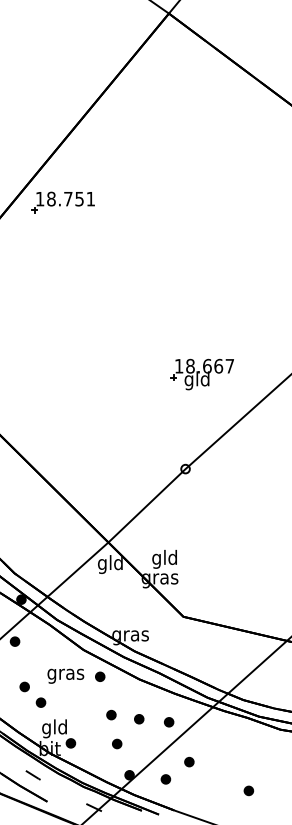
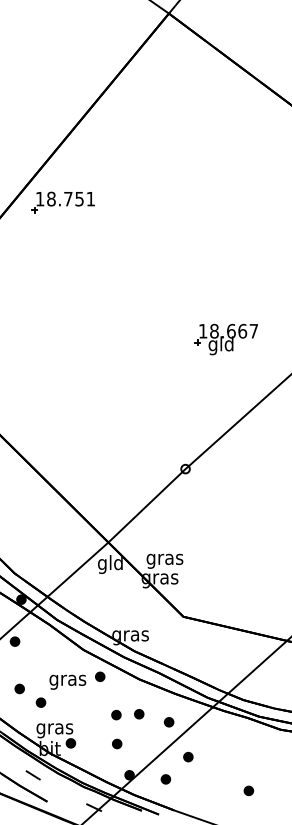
part position: (201, 374) -> (225, 339) (225, 339)
text: gld -> gras (164, 558)
text position: (65, 675) -> (67, 681) (67, 681)
part position: (24, 686) -> (19, 688) (19, 688)
part position: (111, 714) -> (116, 714) (116, 714)
part position: (139, 719) -> (139, 714) (139, 714)
text: gld -> gras (54, 728)
part position: (189, 761) -> (188, 756) (188, 756)
